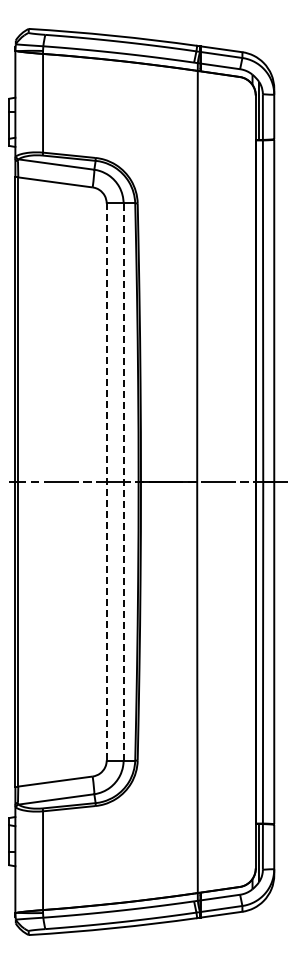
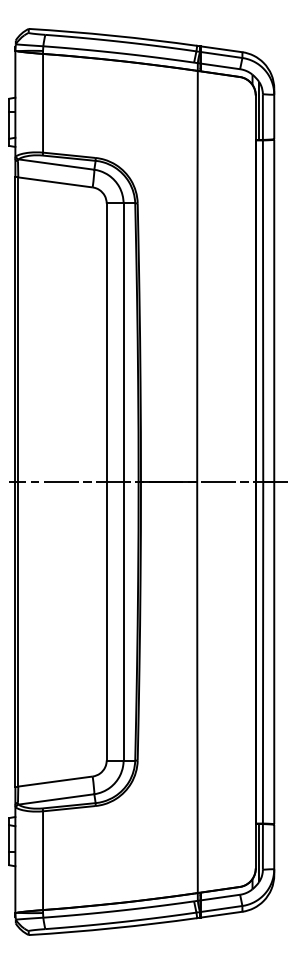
line: dashed -> solid (106, 482)
line: dashed -> solid (123, 482)
